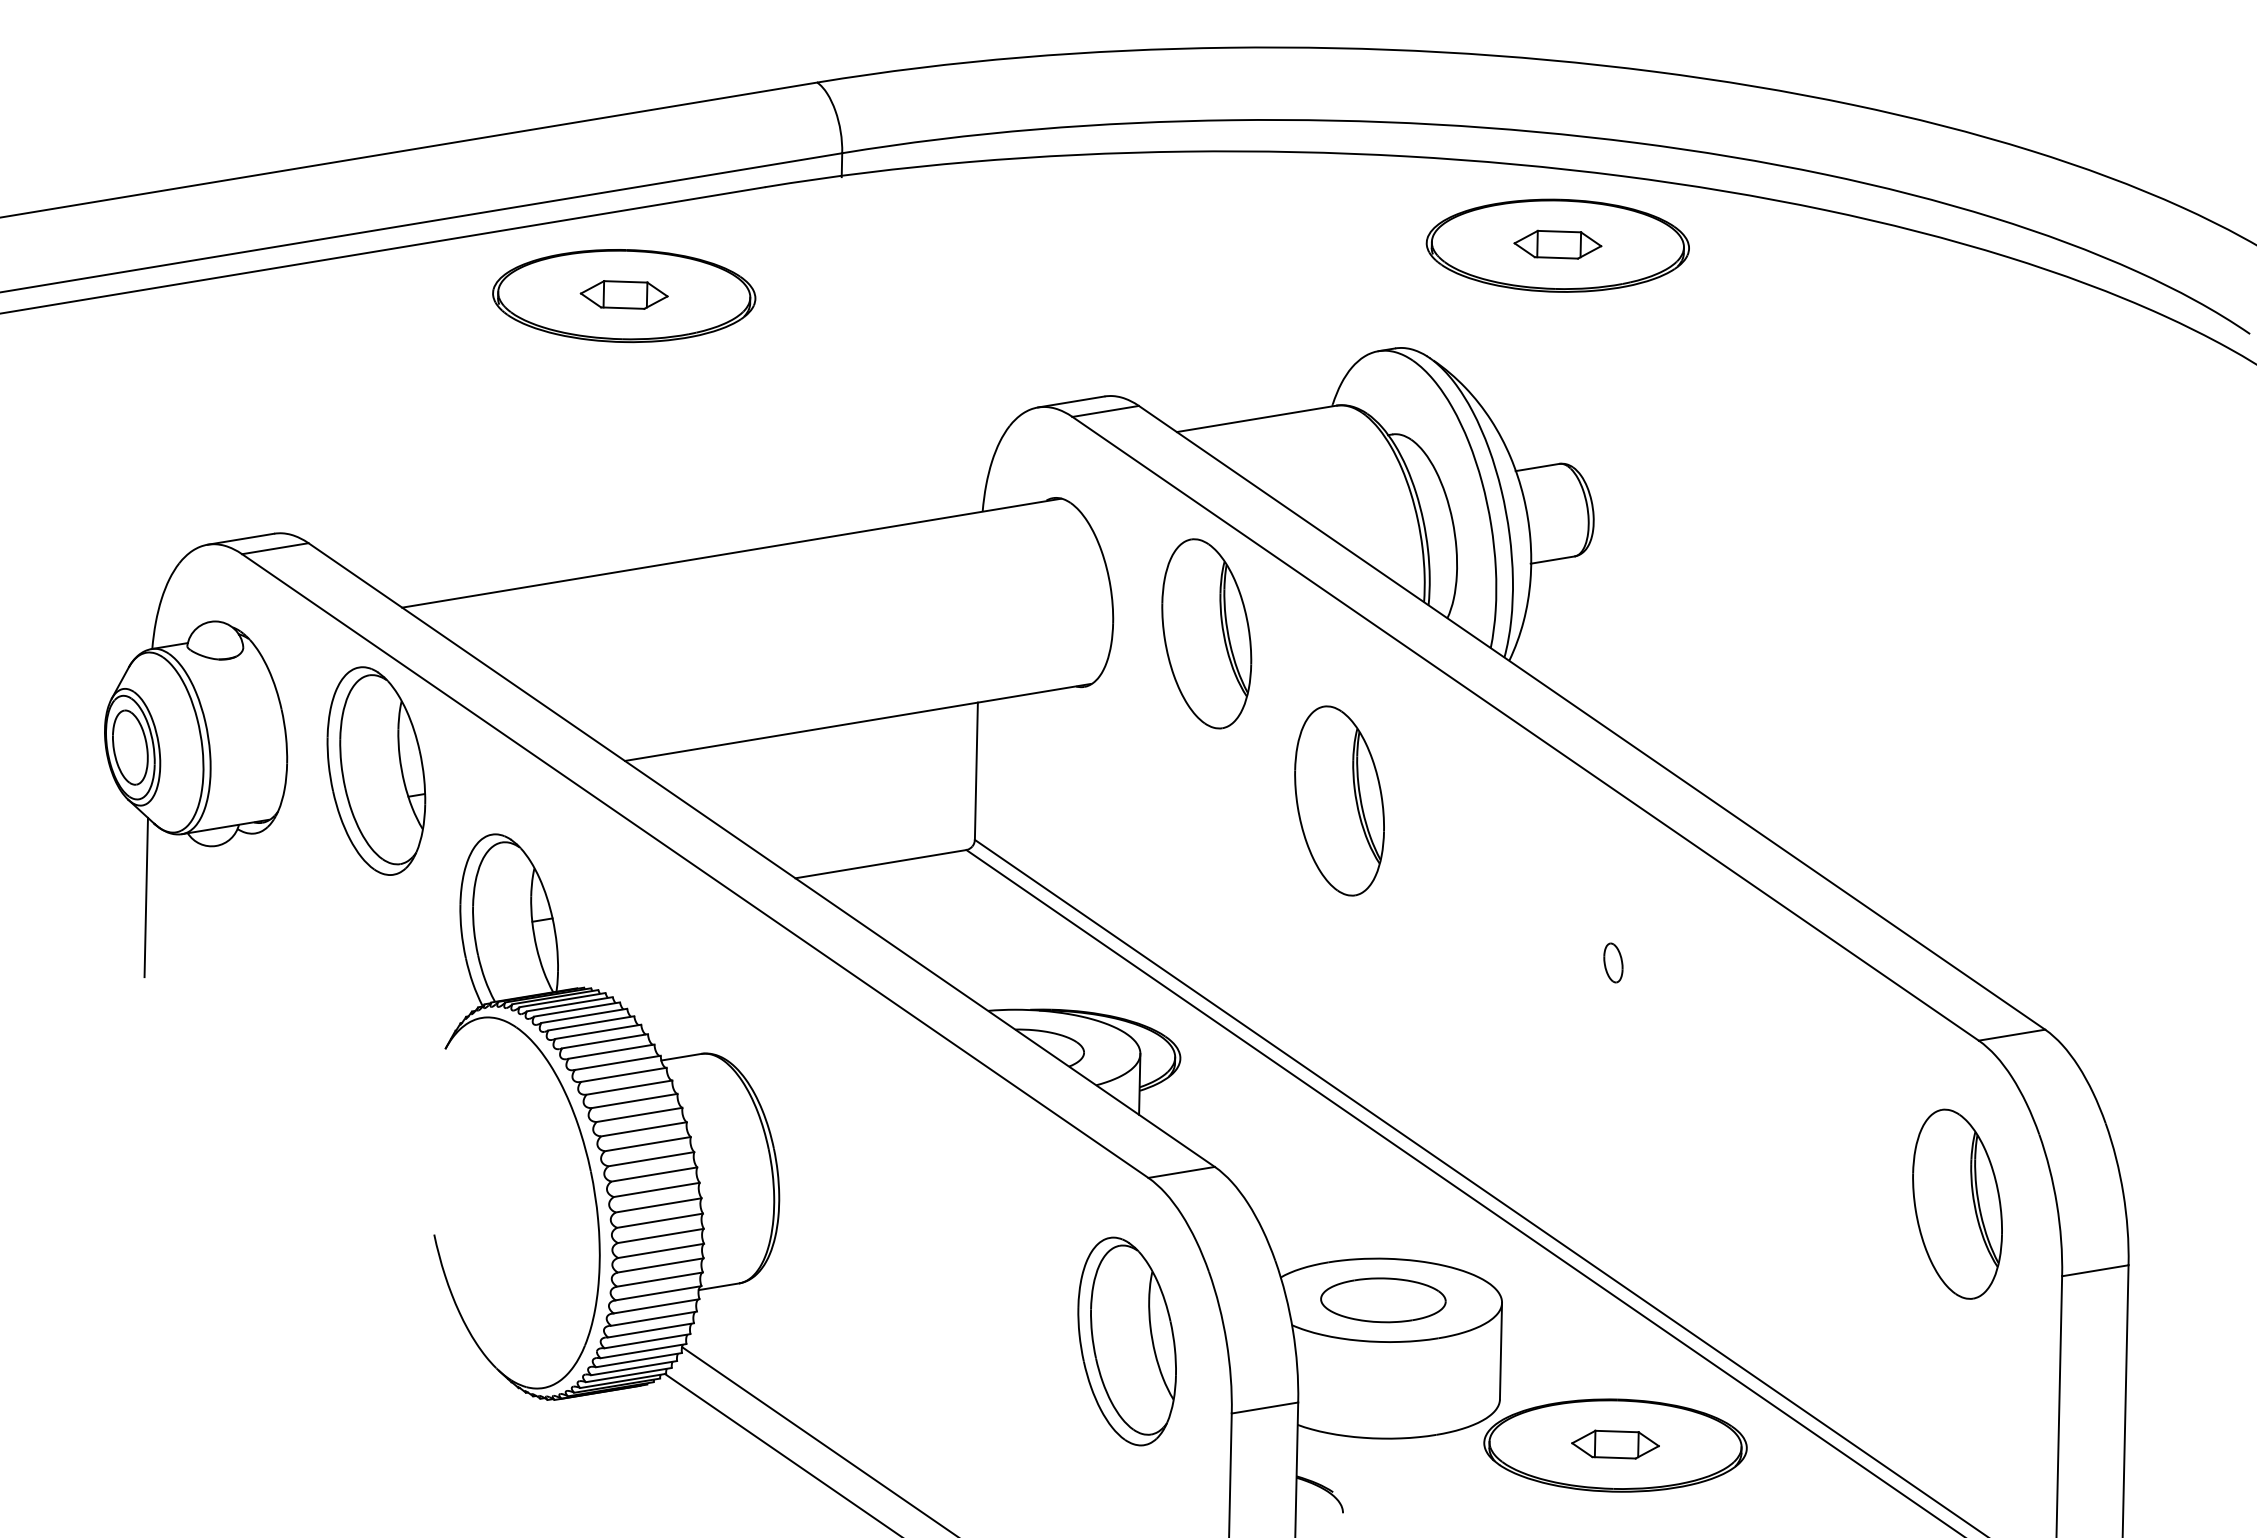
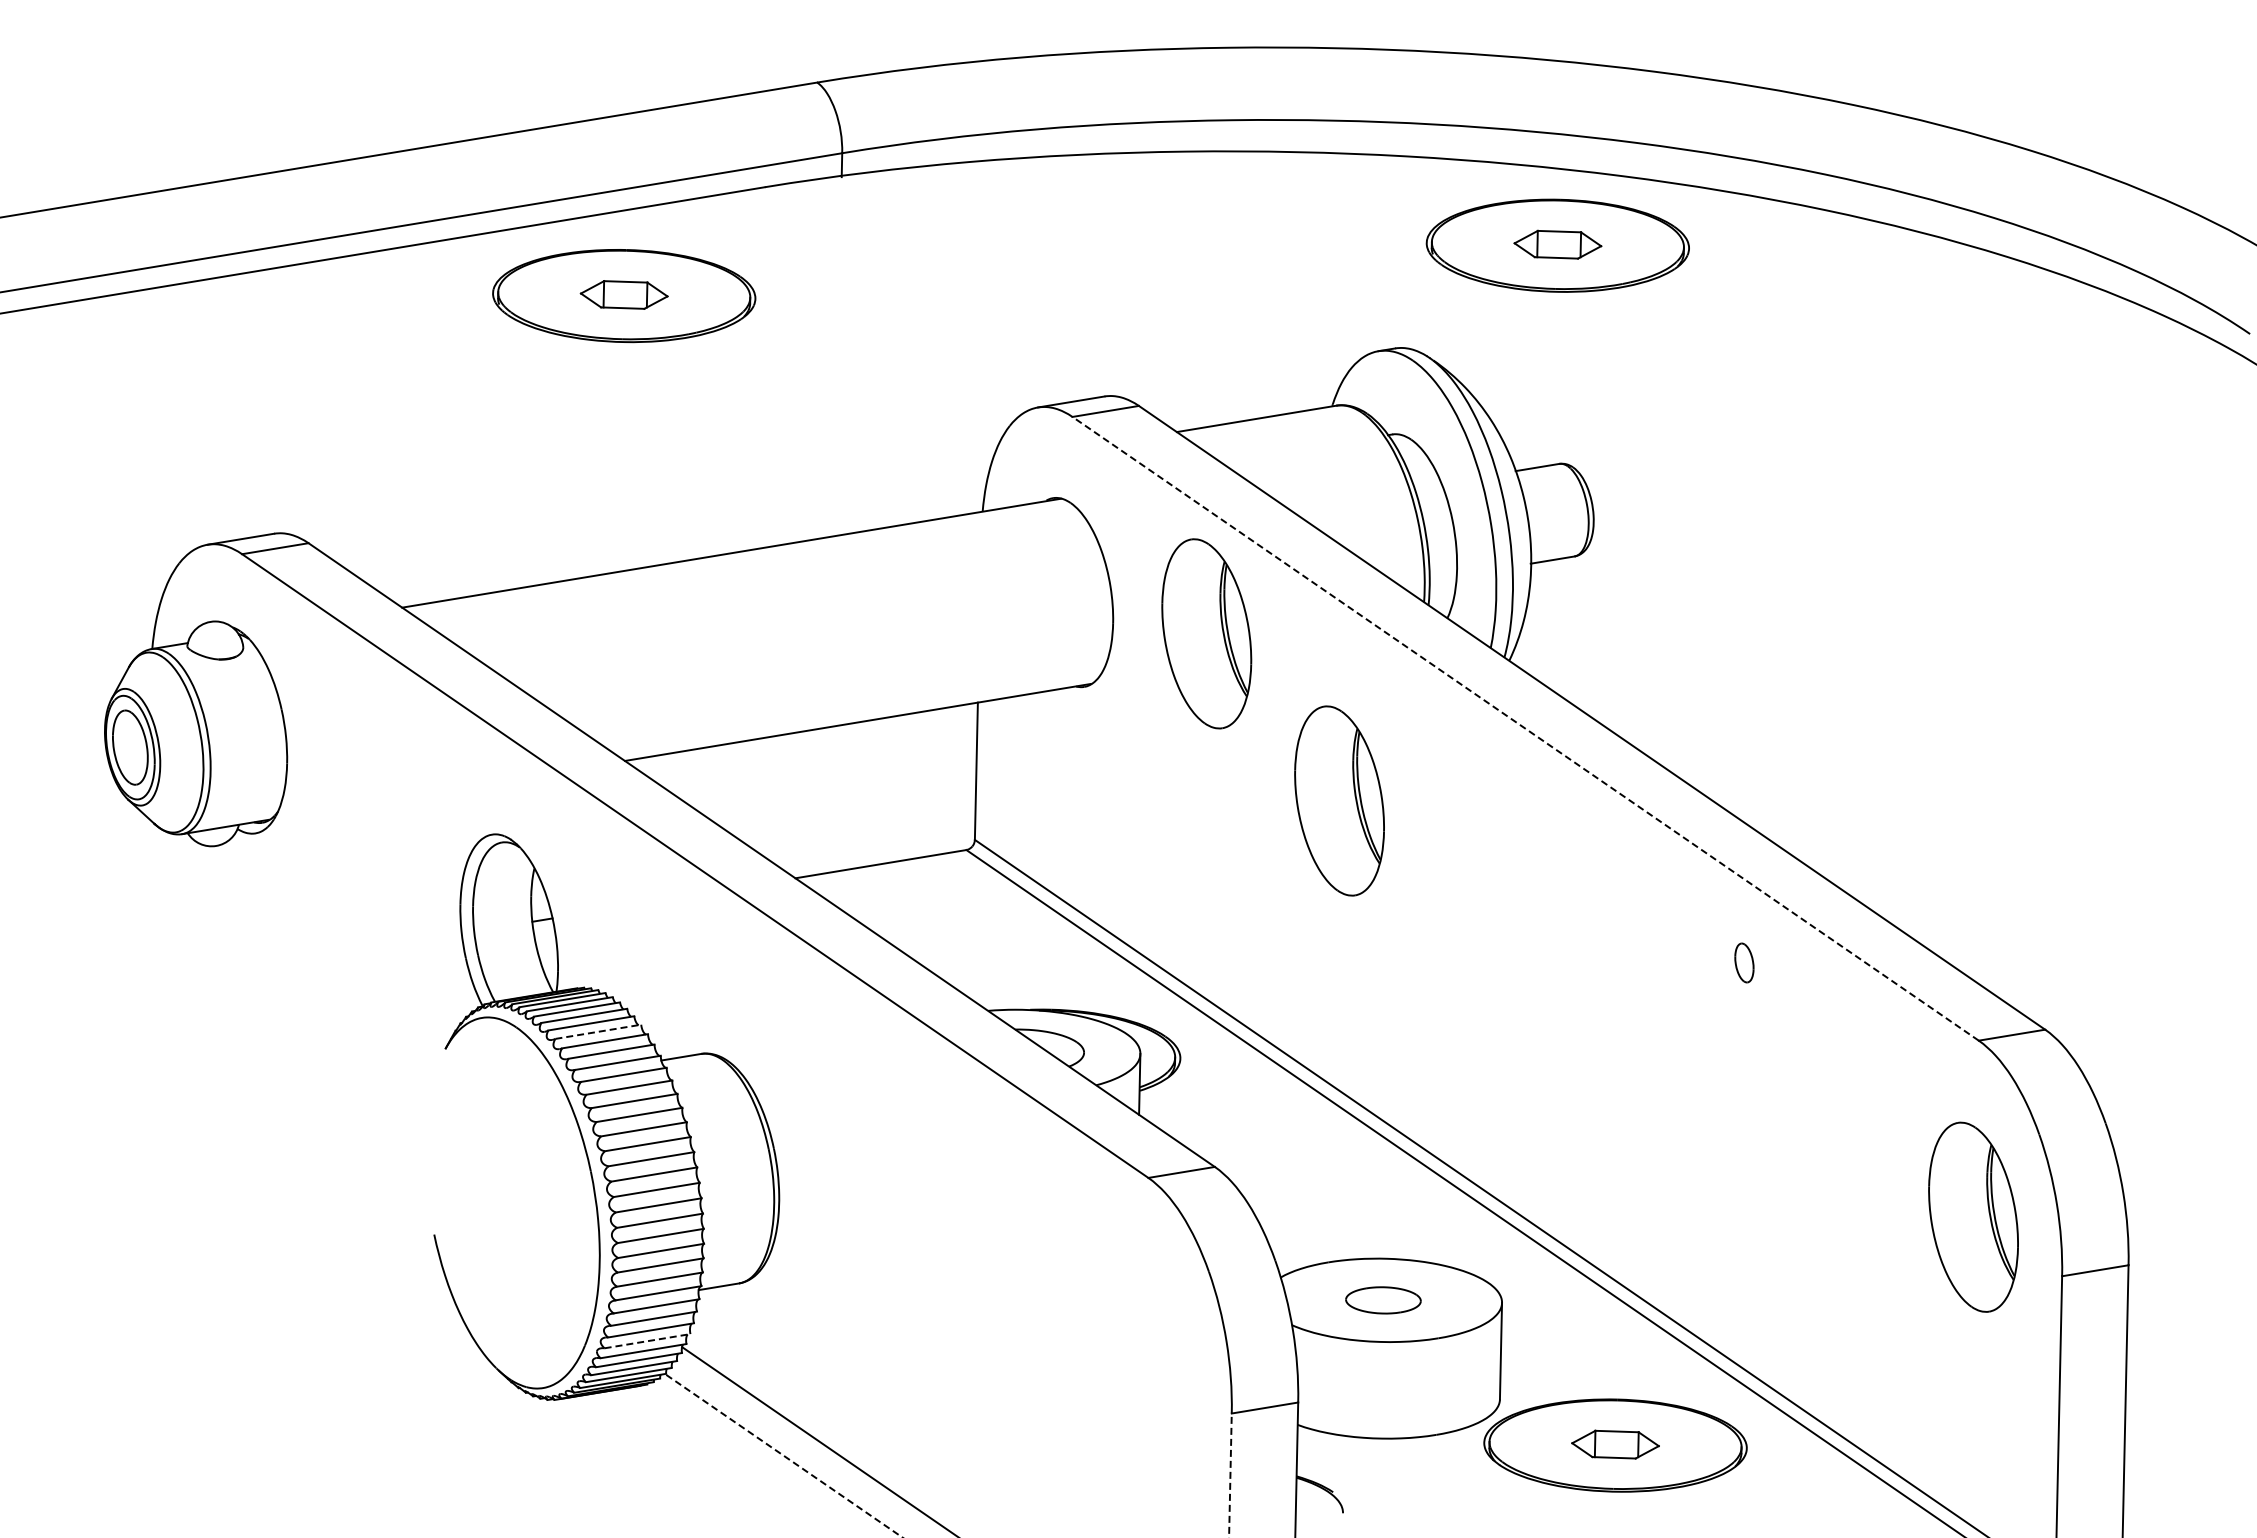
line: solid -> dashed (1525, 728)
part: present -> none (376, 770)
line: present -> none (145, 897)
part position: (1613, 962) -> (1744, 962) (1744, 962)
line: solid -> dashed (598, 1031)
part position: (1957, 1203) -> (1973, 1216) (1973, 1216)
part size: 127x47 px -> 77x29 px (1383, 1300)
line: solid -> dashed (647, 1341)
part: present -> none (1126, 1341)
line: solid -> dashed (783, 1455)
line: solid -> dashed (1230, 1475)
